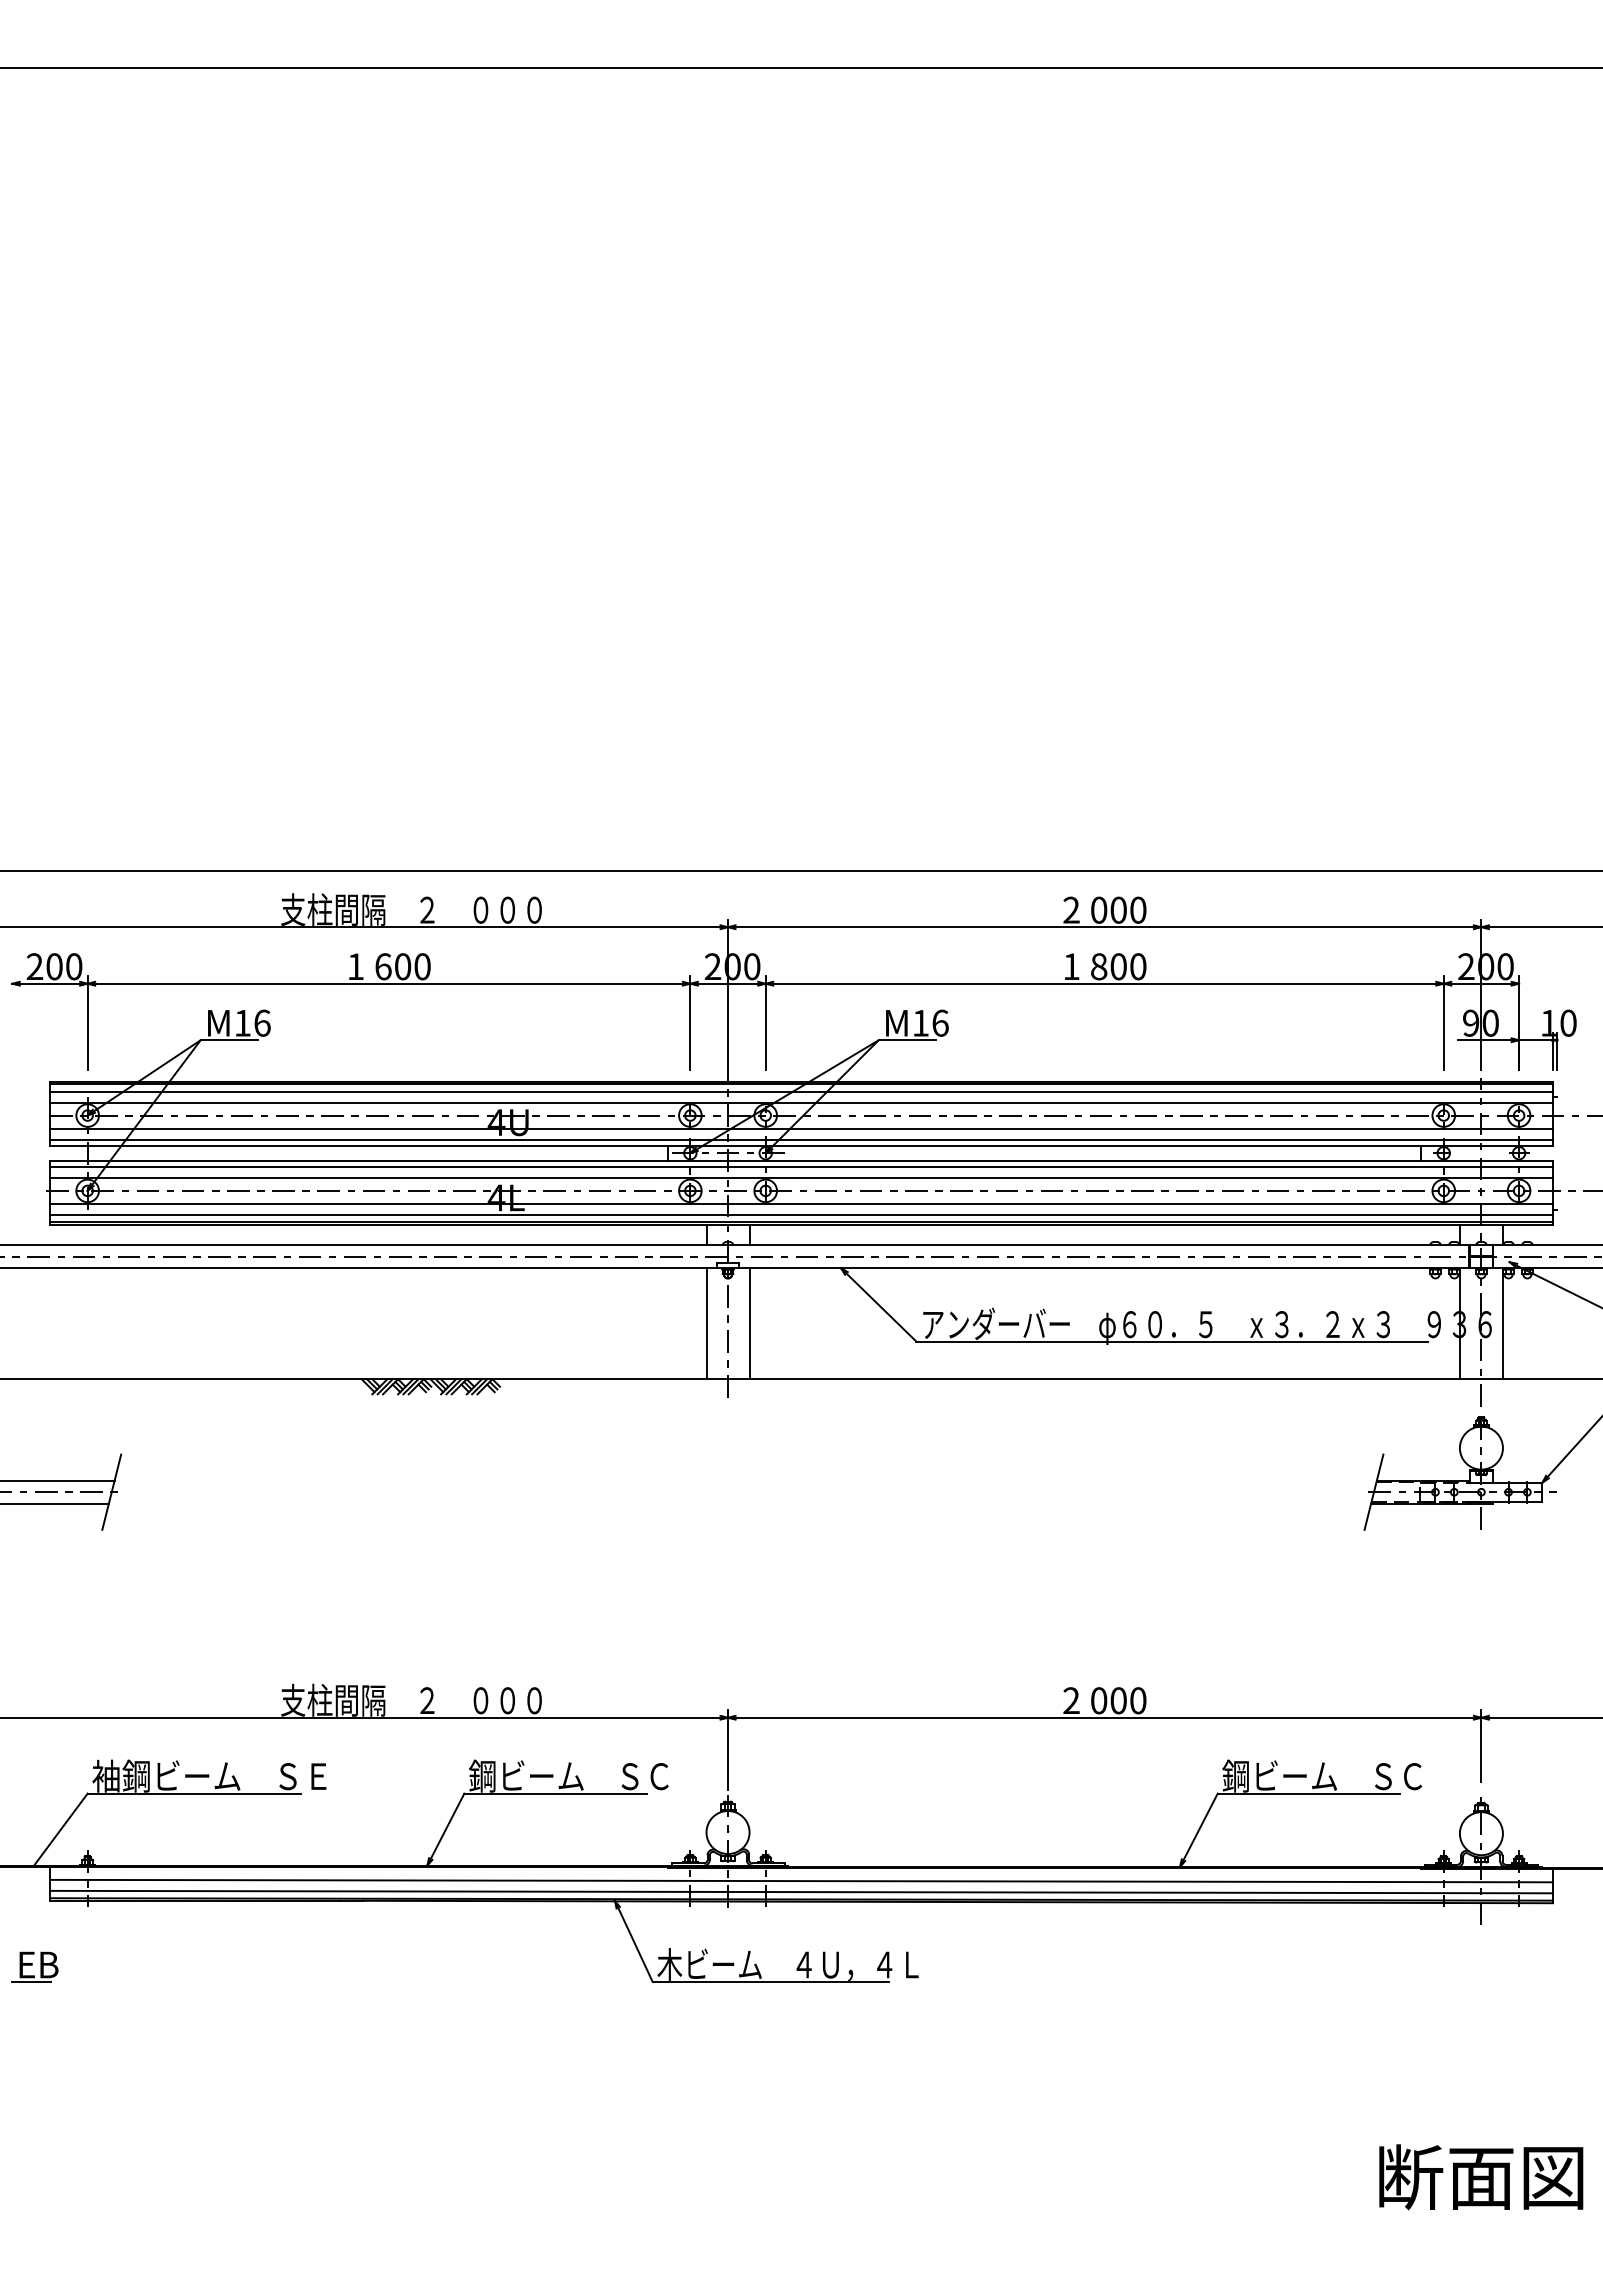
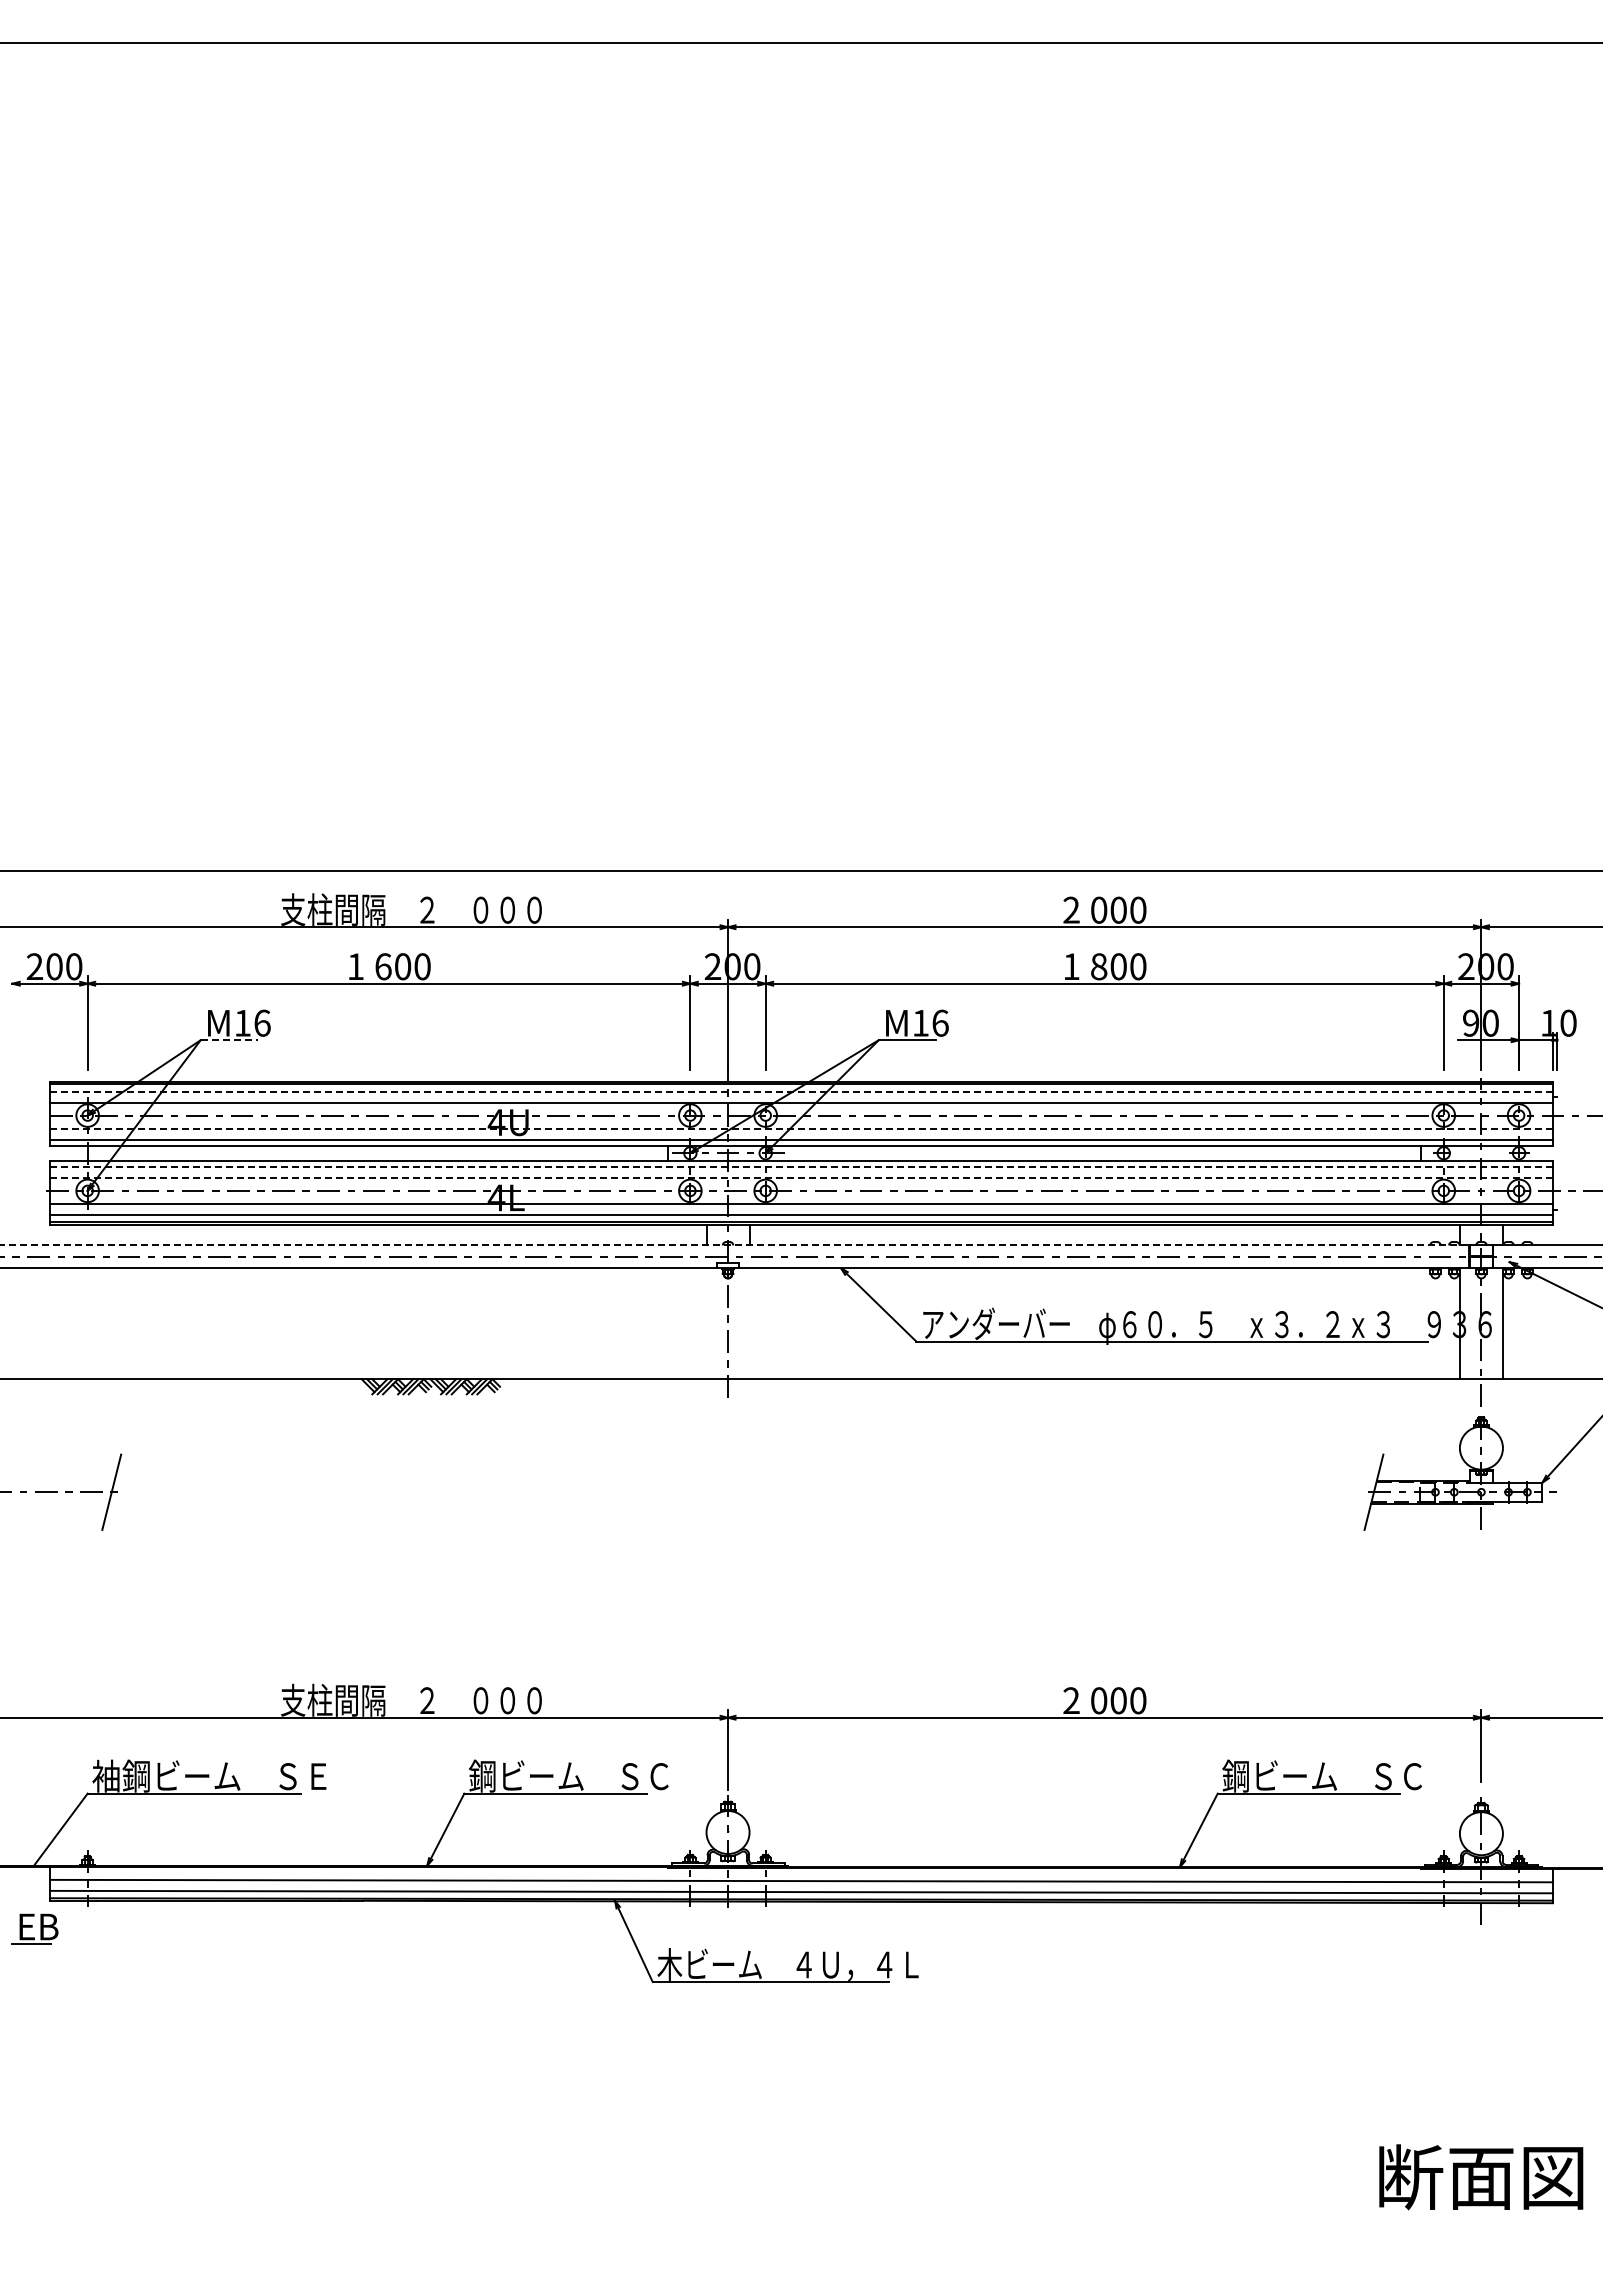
line position: (800, 68) -> (800, 43) (800, 43)
line: solid -> dashed (229, 1040)
line: solid -> dashed (801, 1091)
line: solid -> dashed (801, 1128)
line: solid -> dashed (801, 1166)
line: solid -> dashed (801, 1177)
line: solid -> dashed (735, 1245)
line: present -> none (706, 1323)
line: present -> none (749, 1323)
line: present -> none (58, 1480)
line: present -> none (55, 1503)
part position: (34, 1966) -> (34, 1928) (34, 1928)
